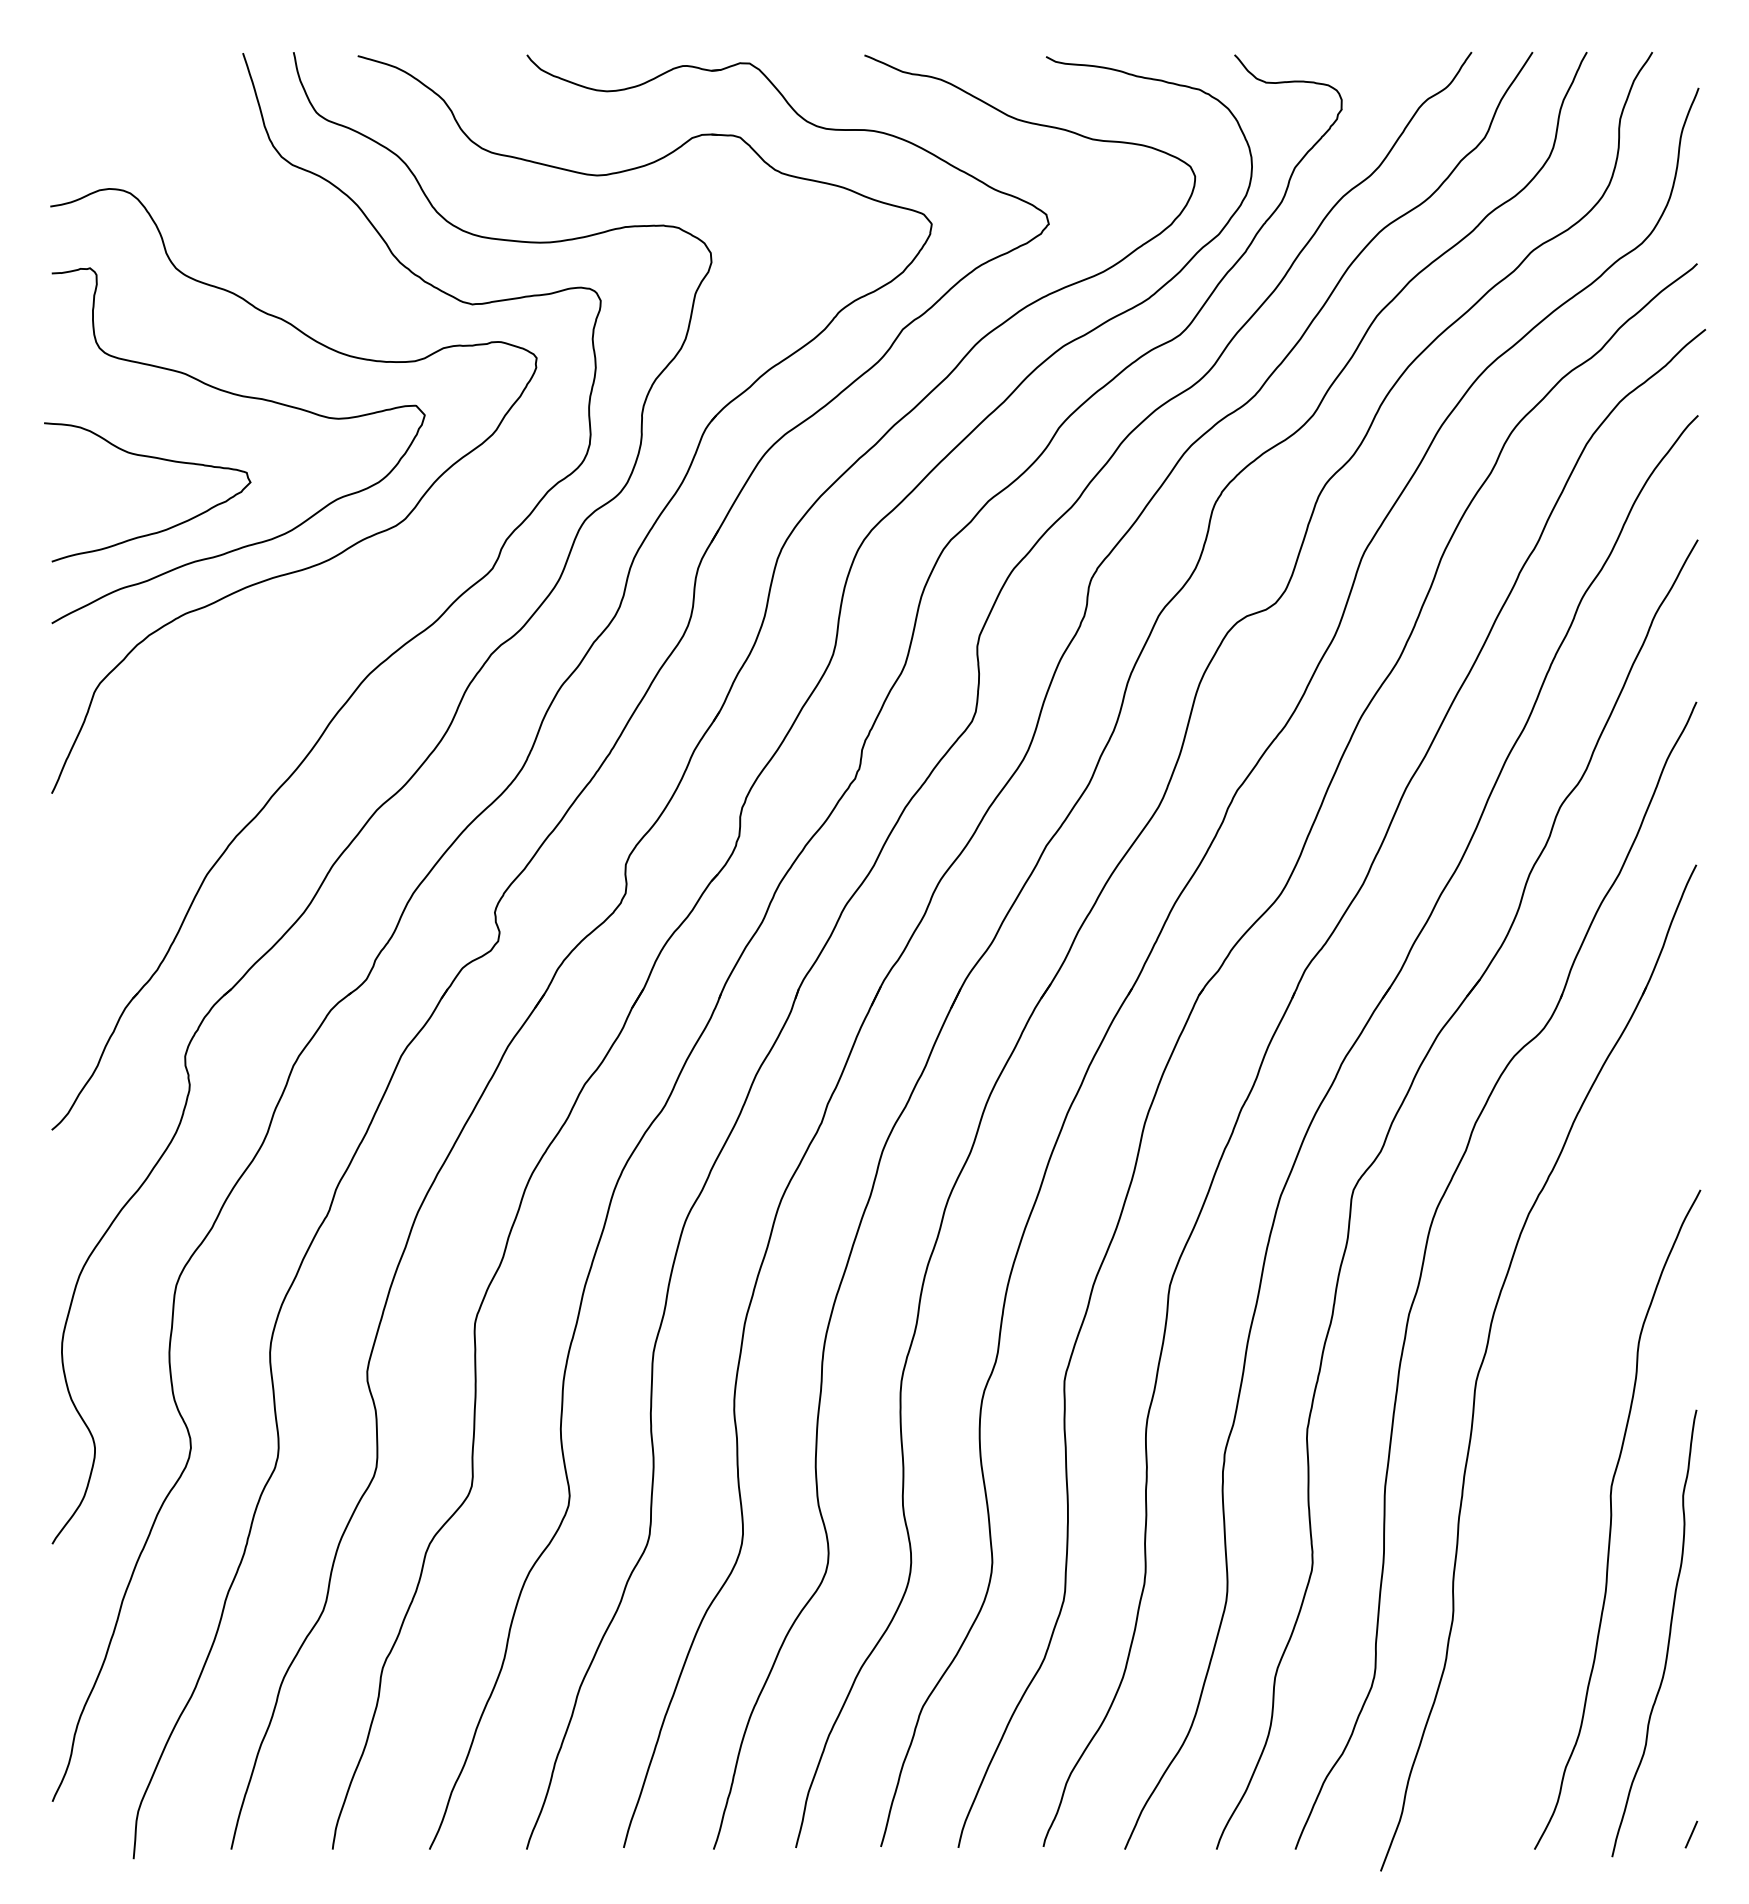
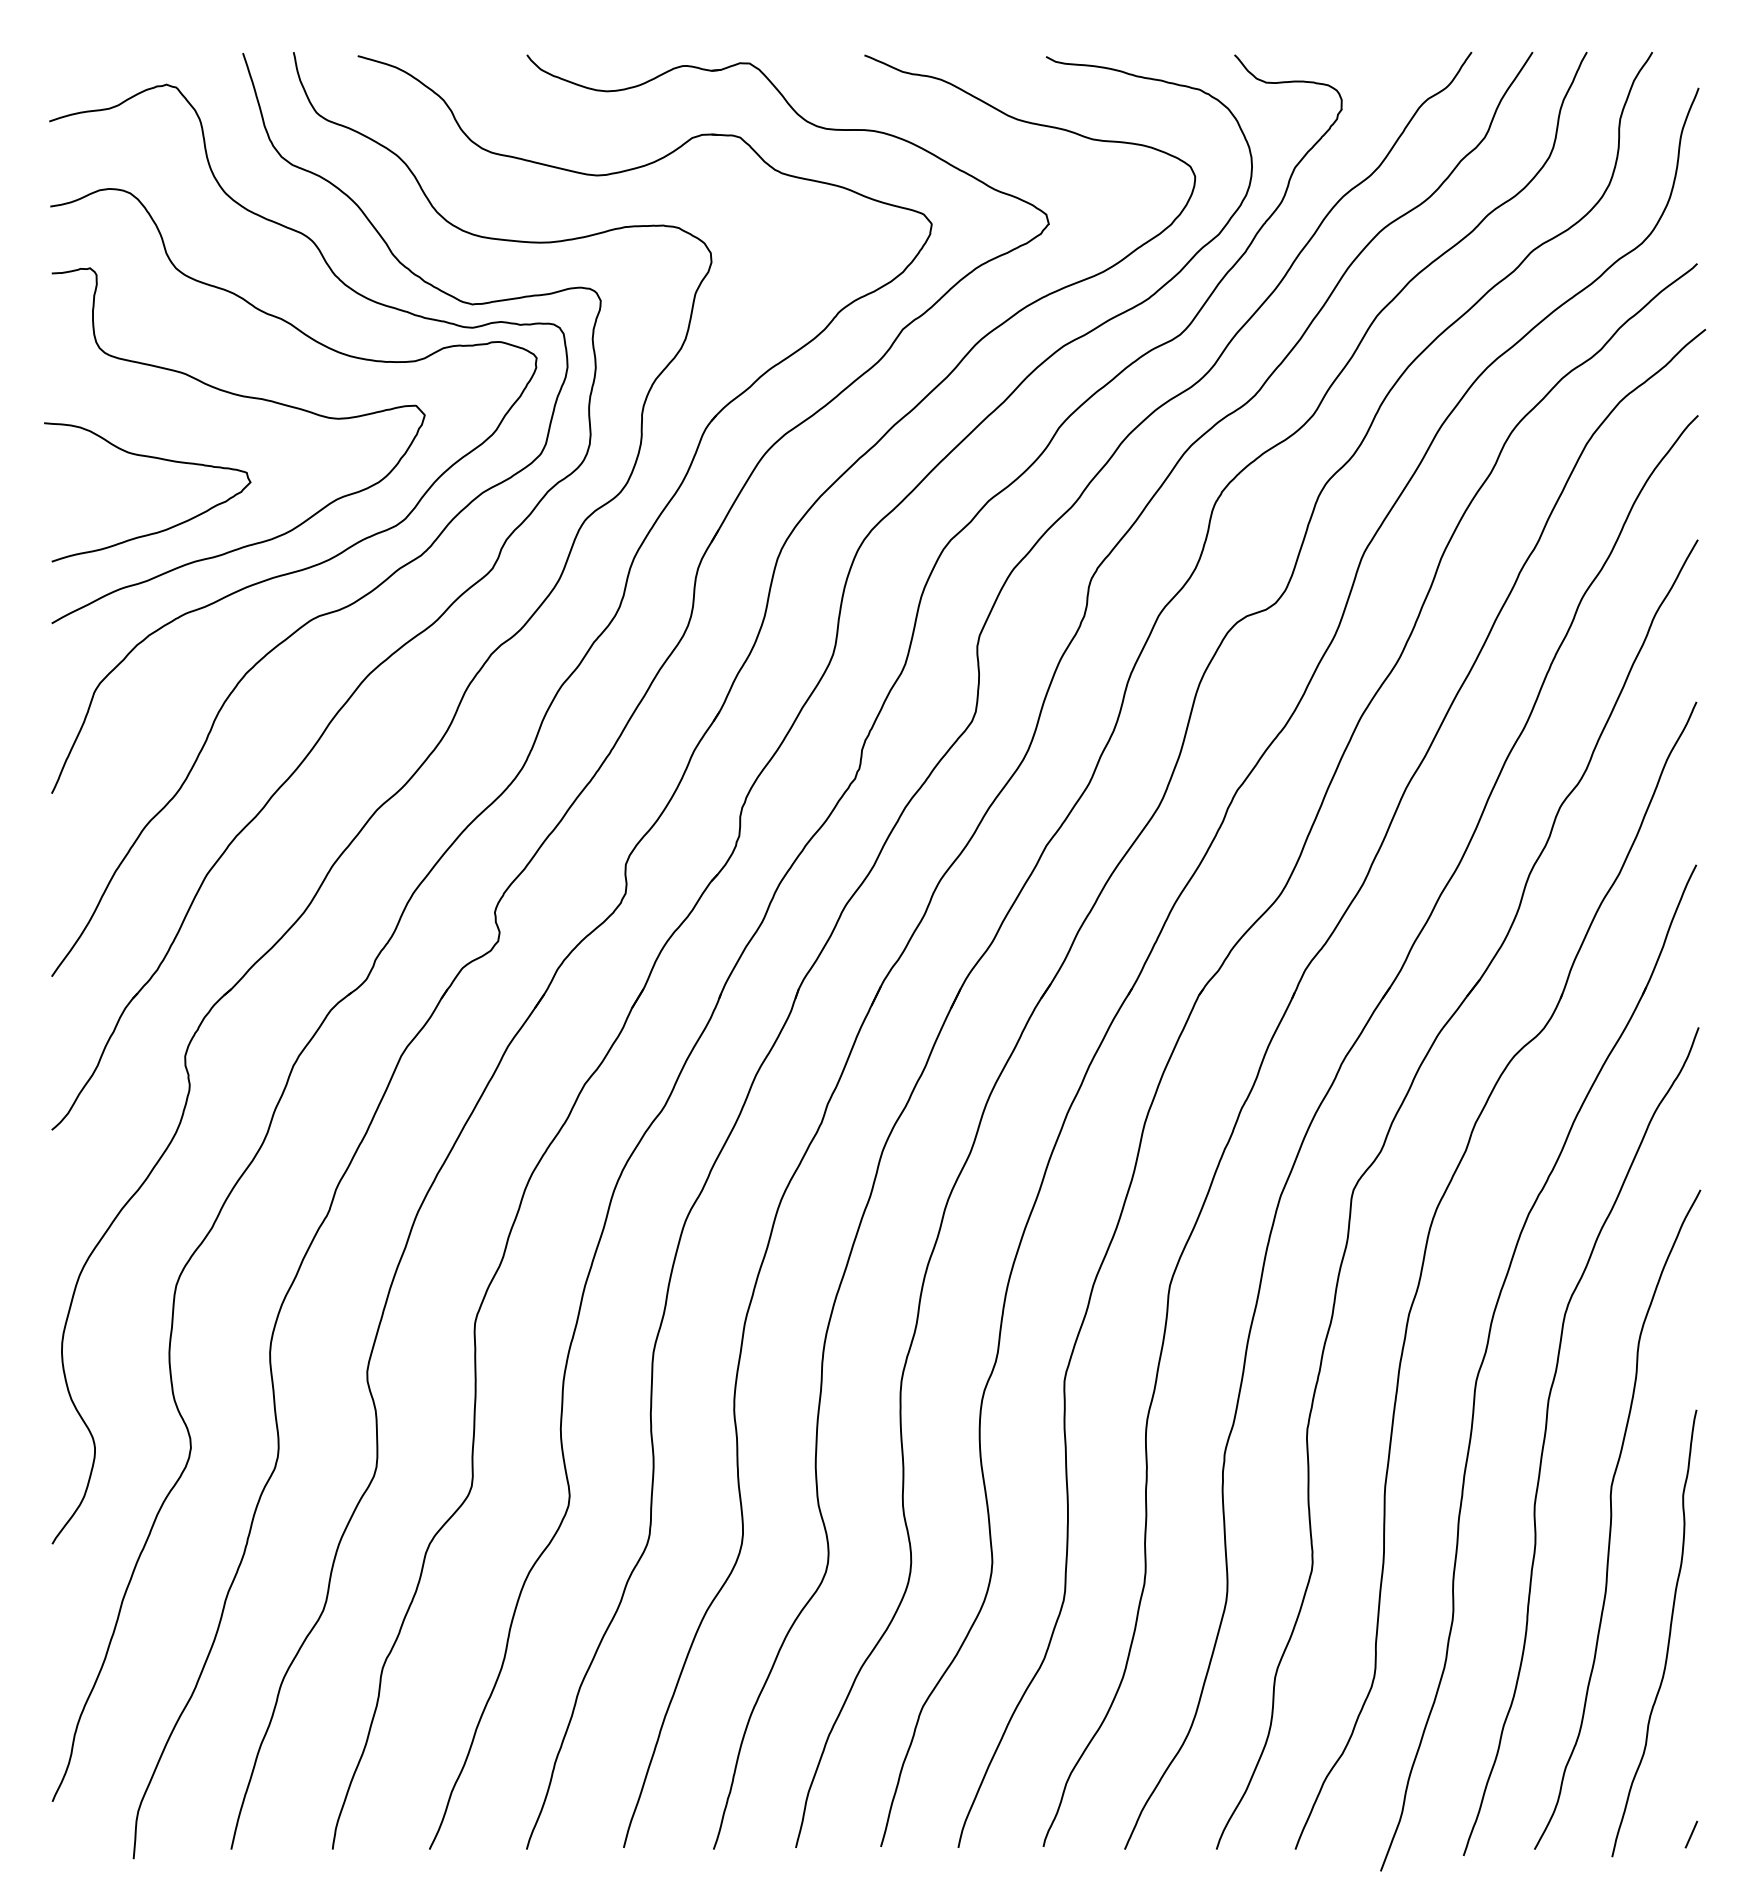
curve: none -> present (333, 610)
curve: none -> present (1546, 1433)
